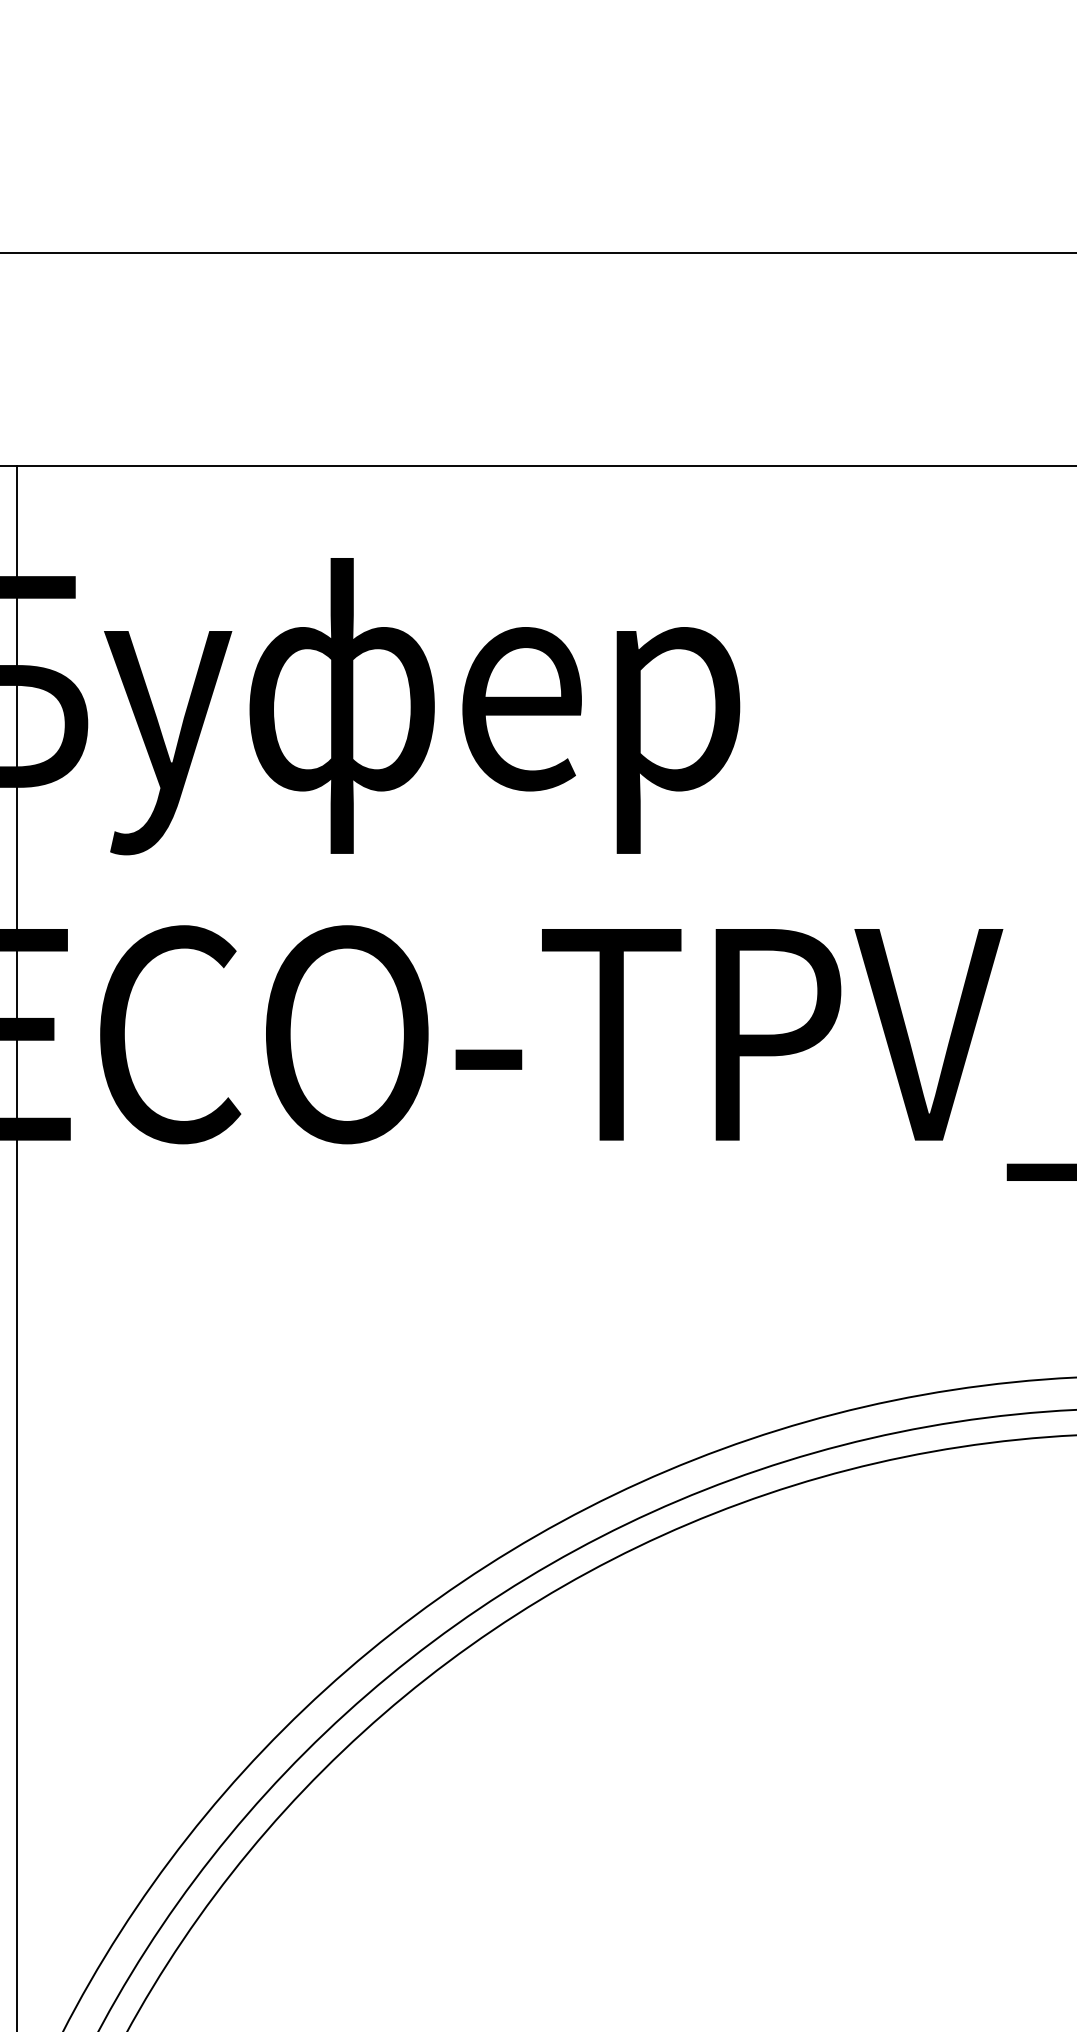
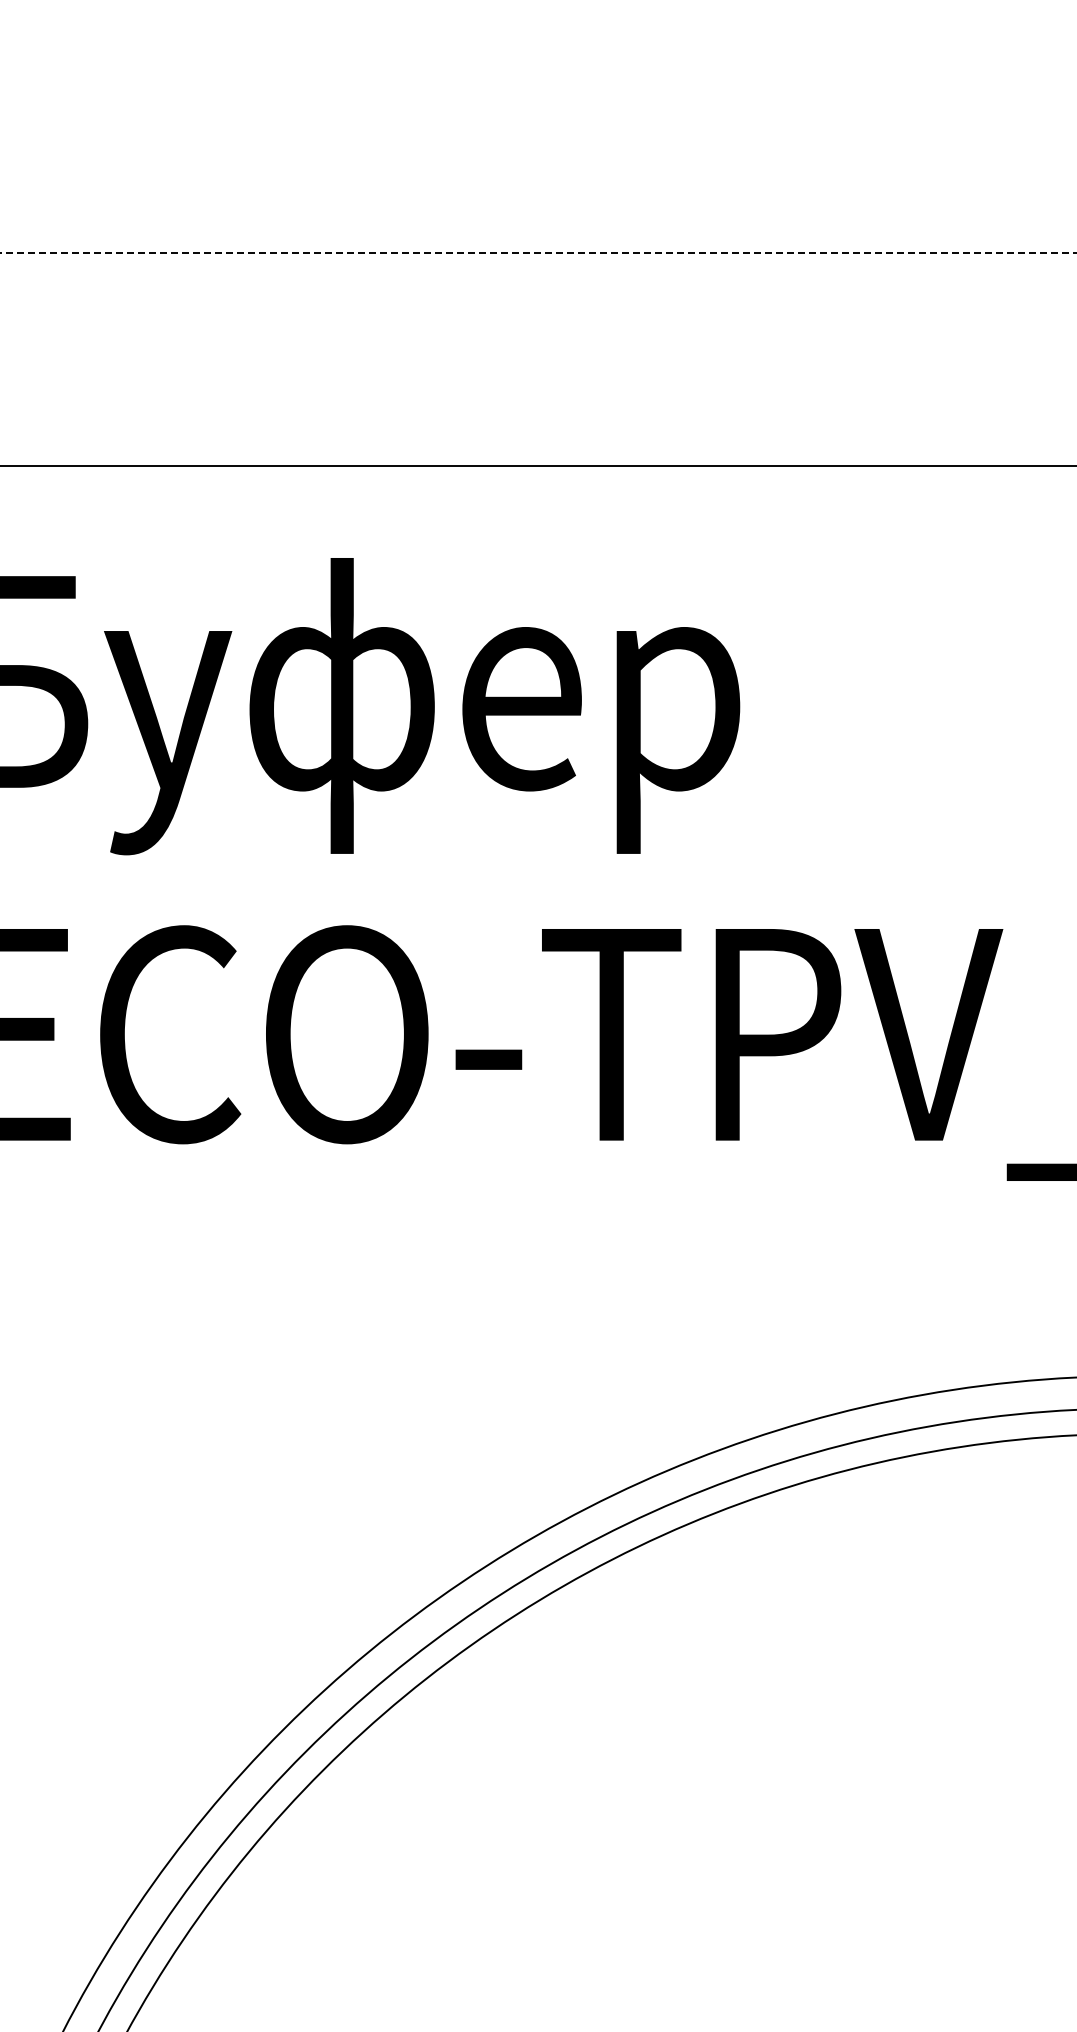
line: solid -> dashed (538, 252)
line: present -> none (17, 1246)
